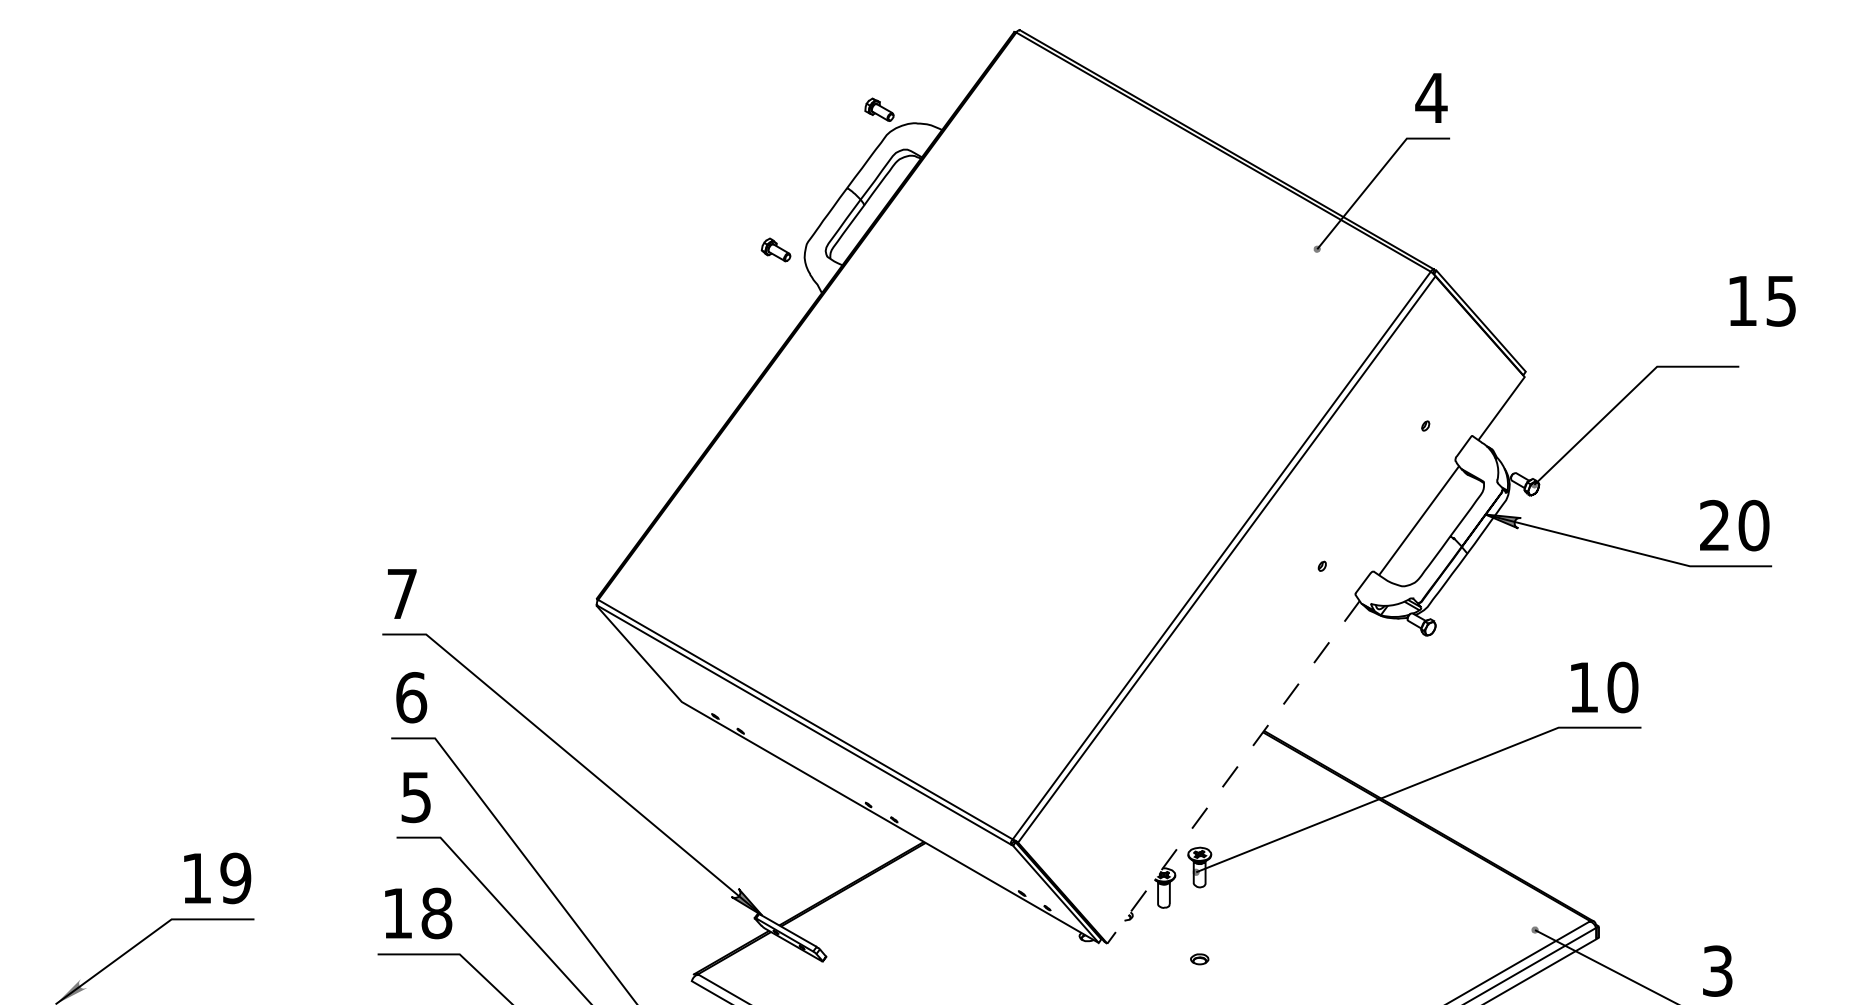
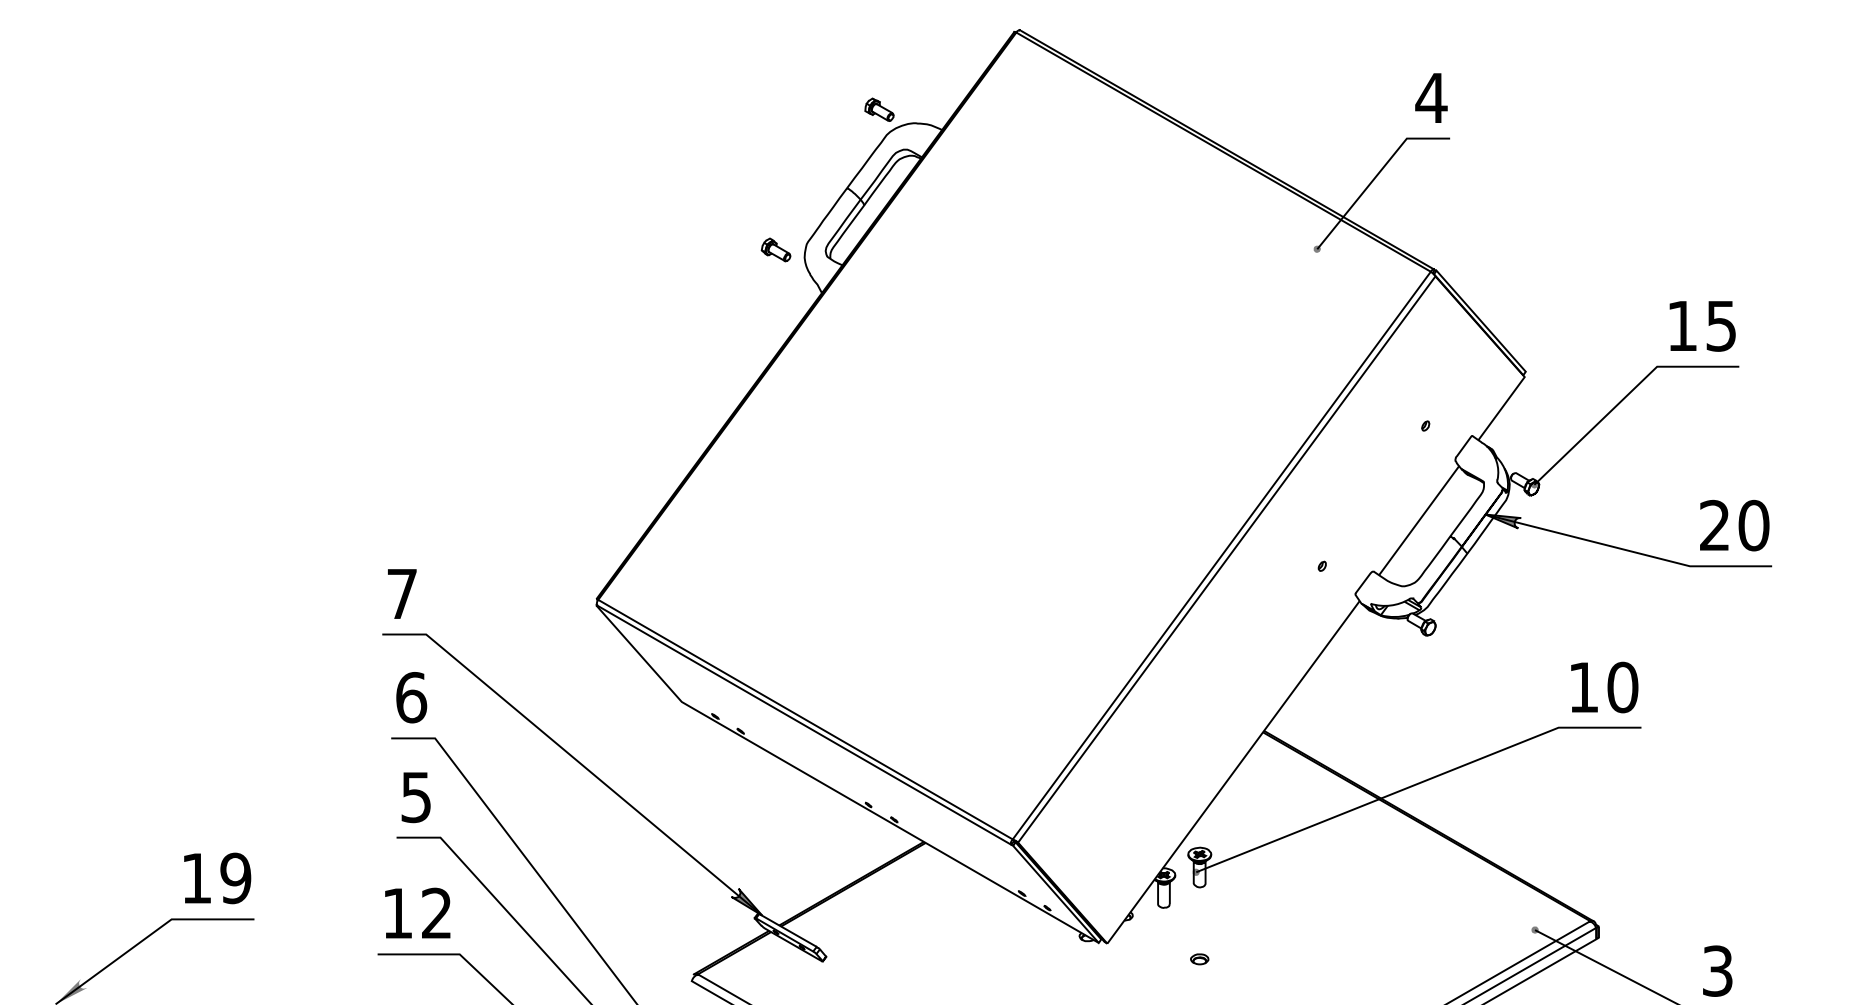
text position: (1762, 301) -> (1702, 326) (1702, 326)
line: dashed -> solid (1233, 772)
text: 18 -> 12 (436, 913)
